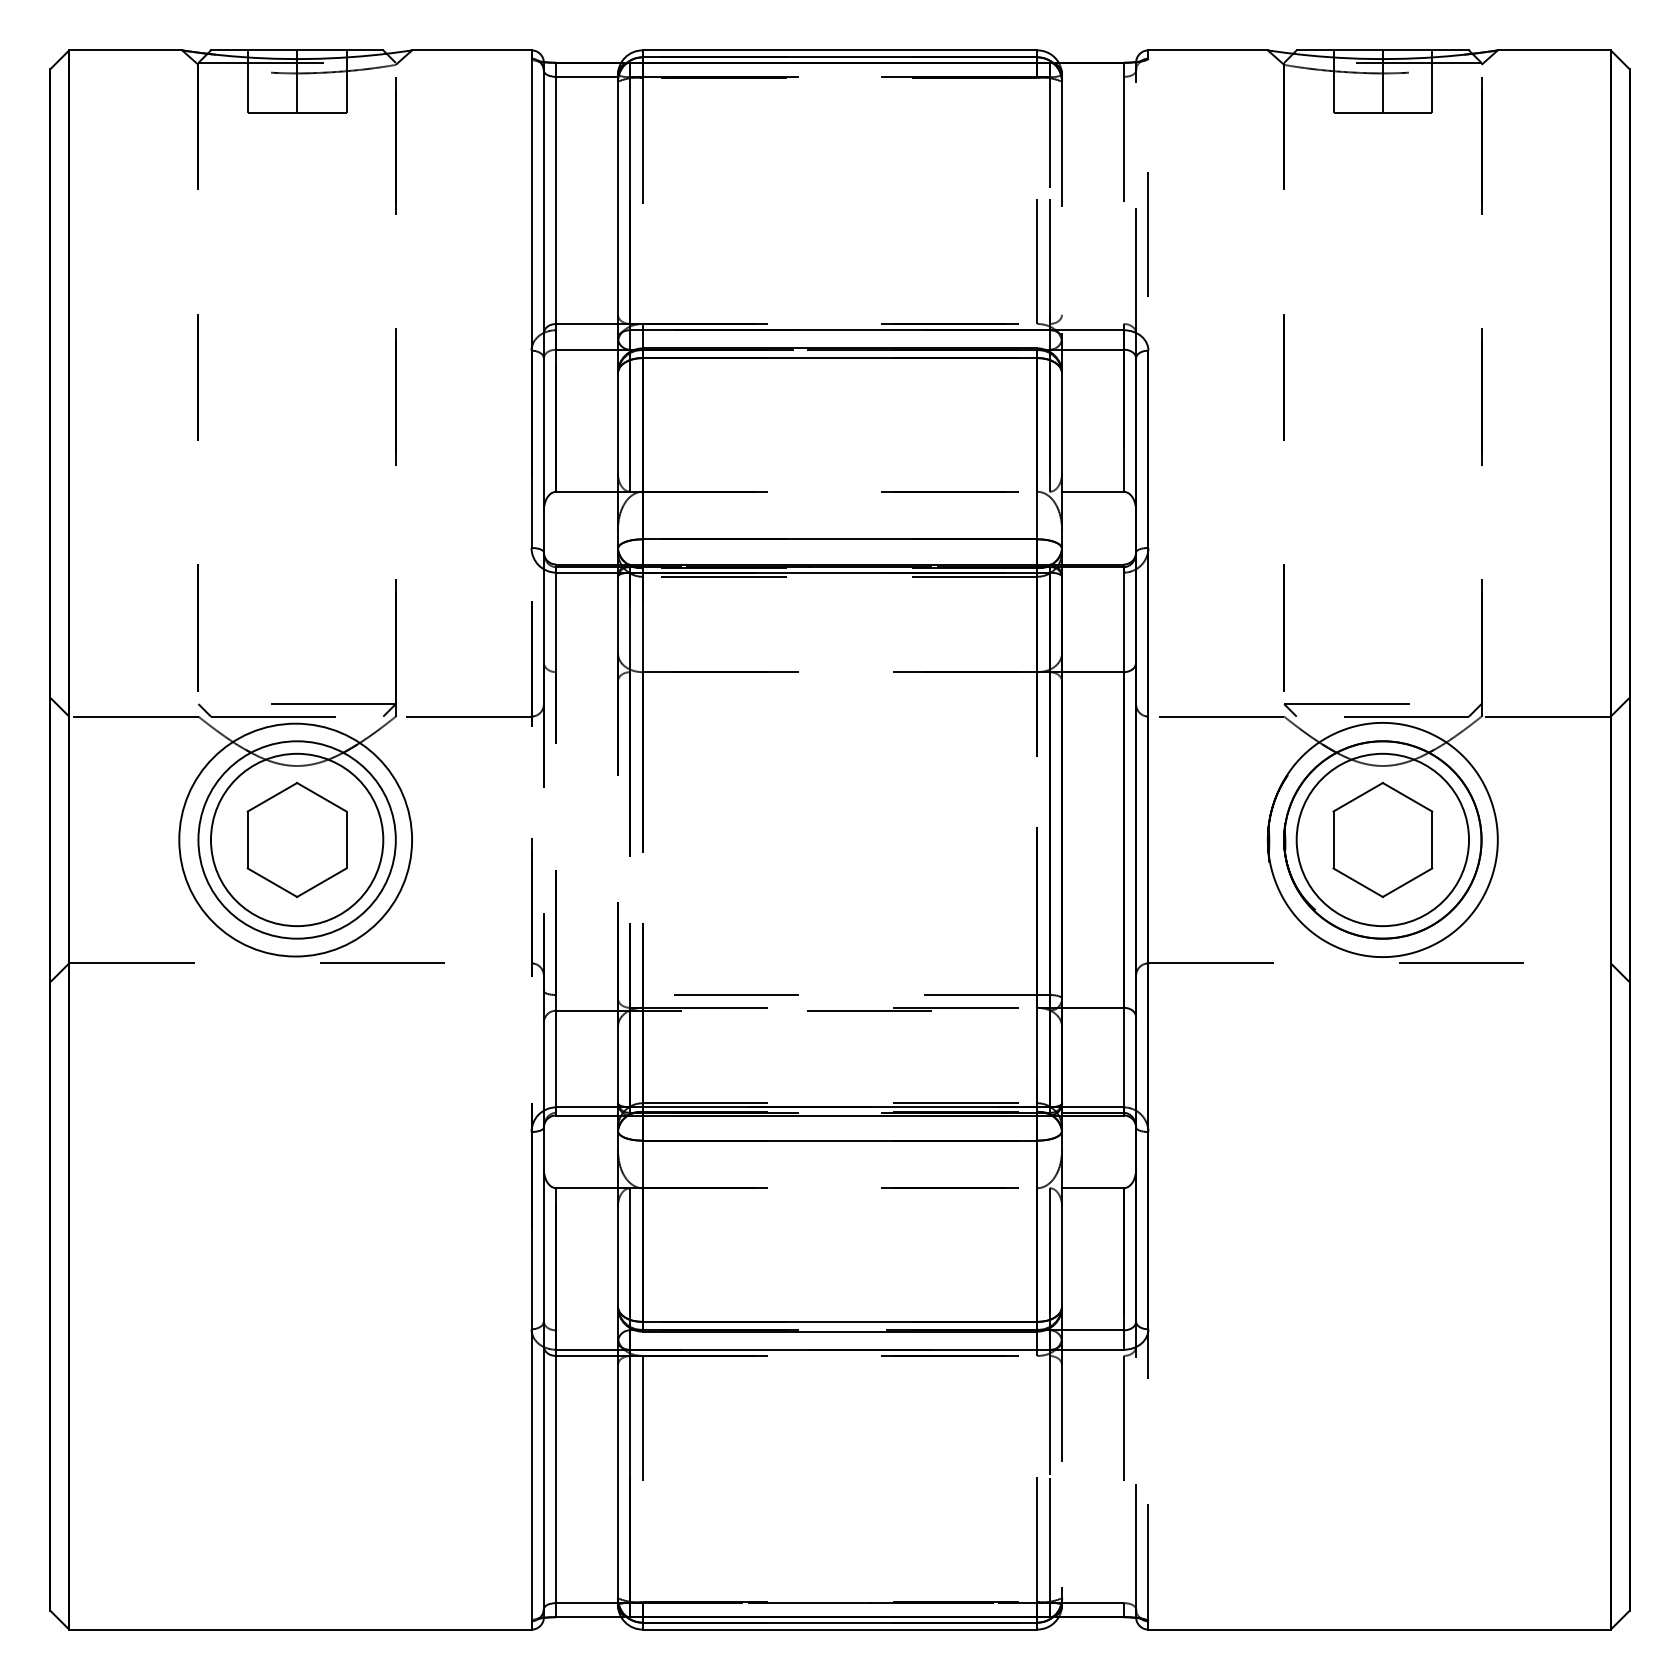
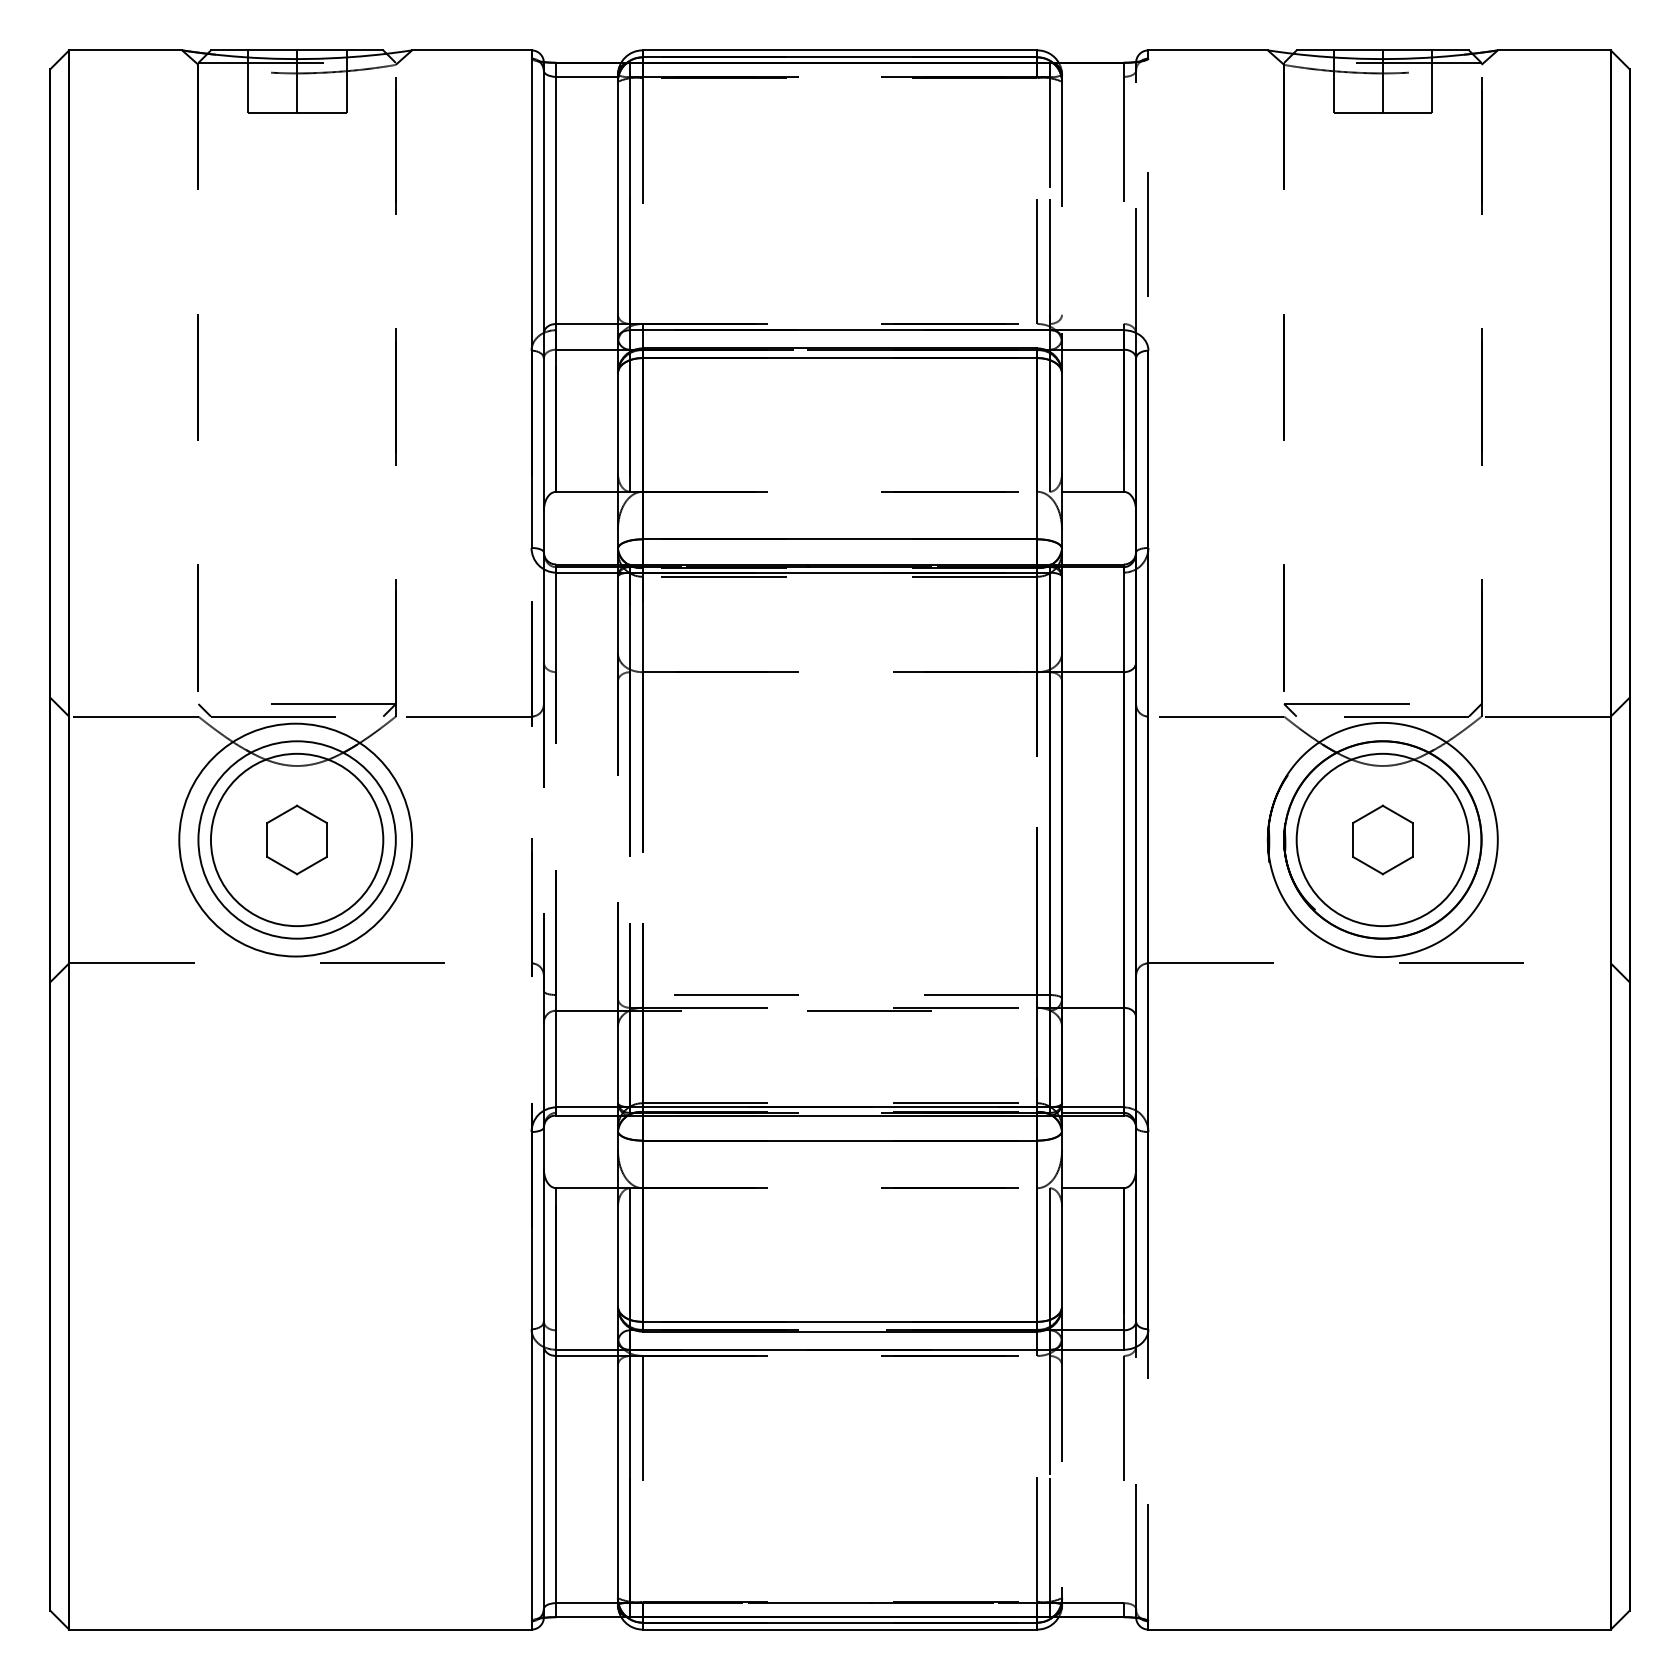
part size: 102x118 px -> 62x72 px (296, 839)
part size: 102x118 px -> 62x72 px (1382, 839)
